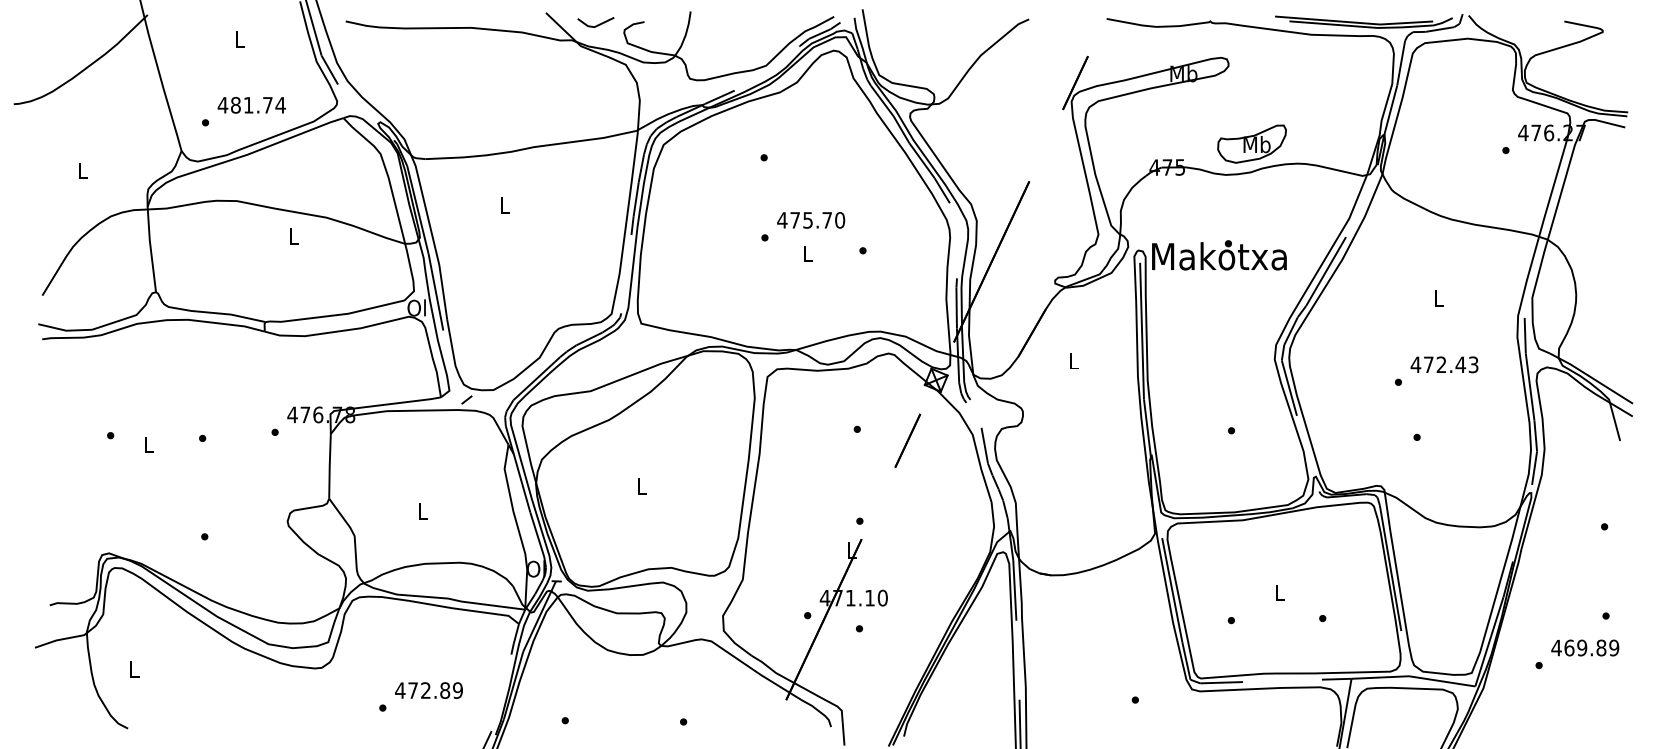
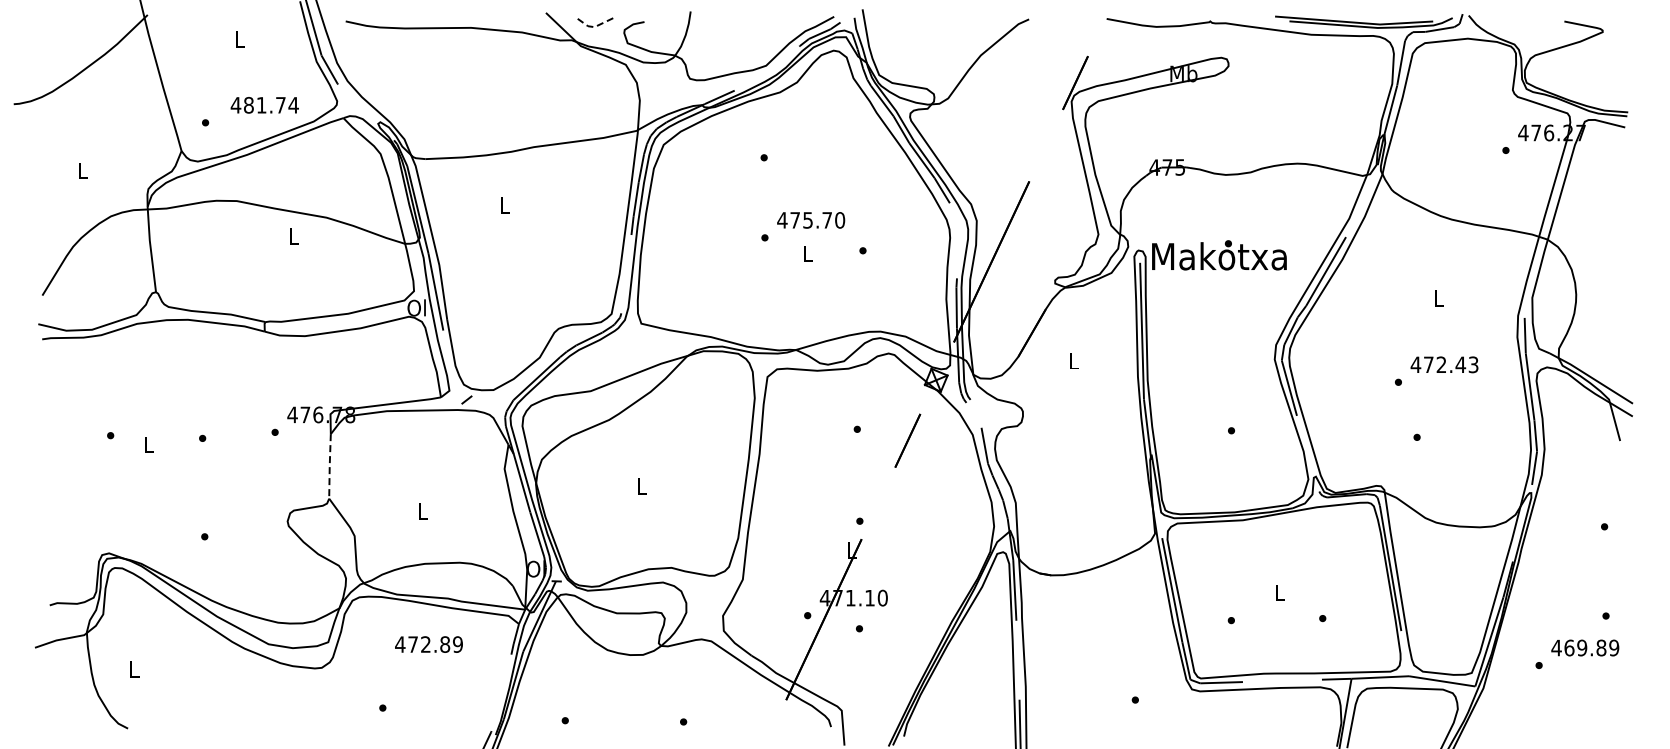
line: solid -> dashed (594, 27)
text position: (251, 105) -> (264, 105) (264, 105)
part: present -> none (1251, 143)
line: solid -> dashed (329, 465)
text position: (428, 690) -> (428, 644) (428, 644)
